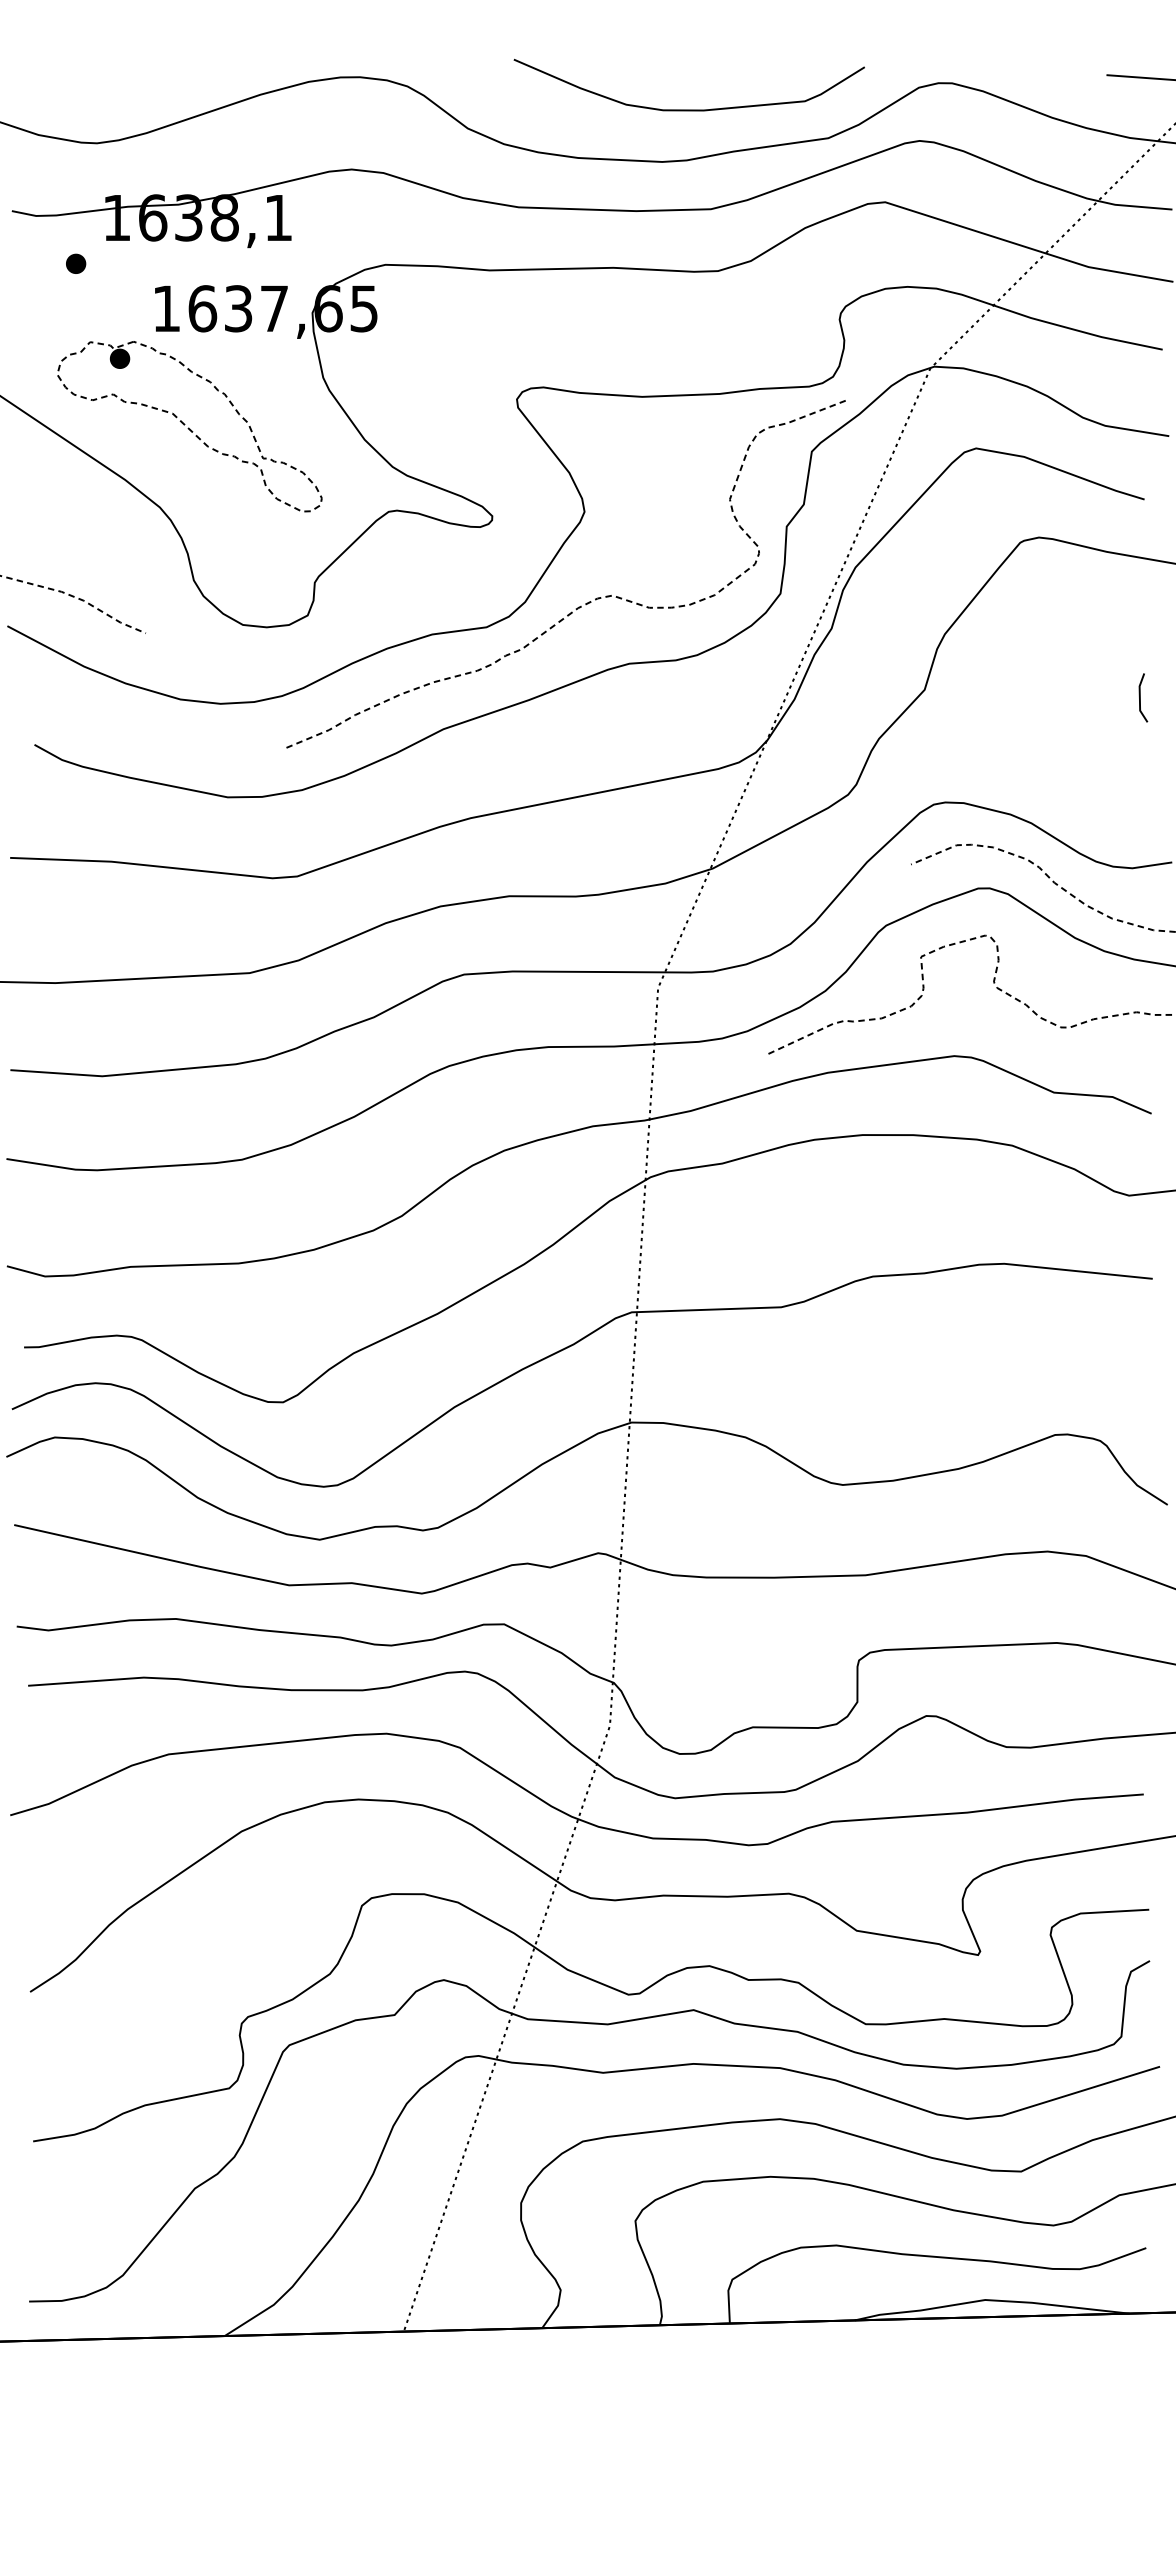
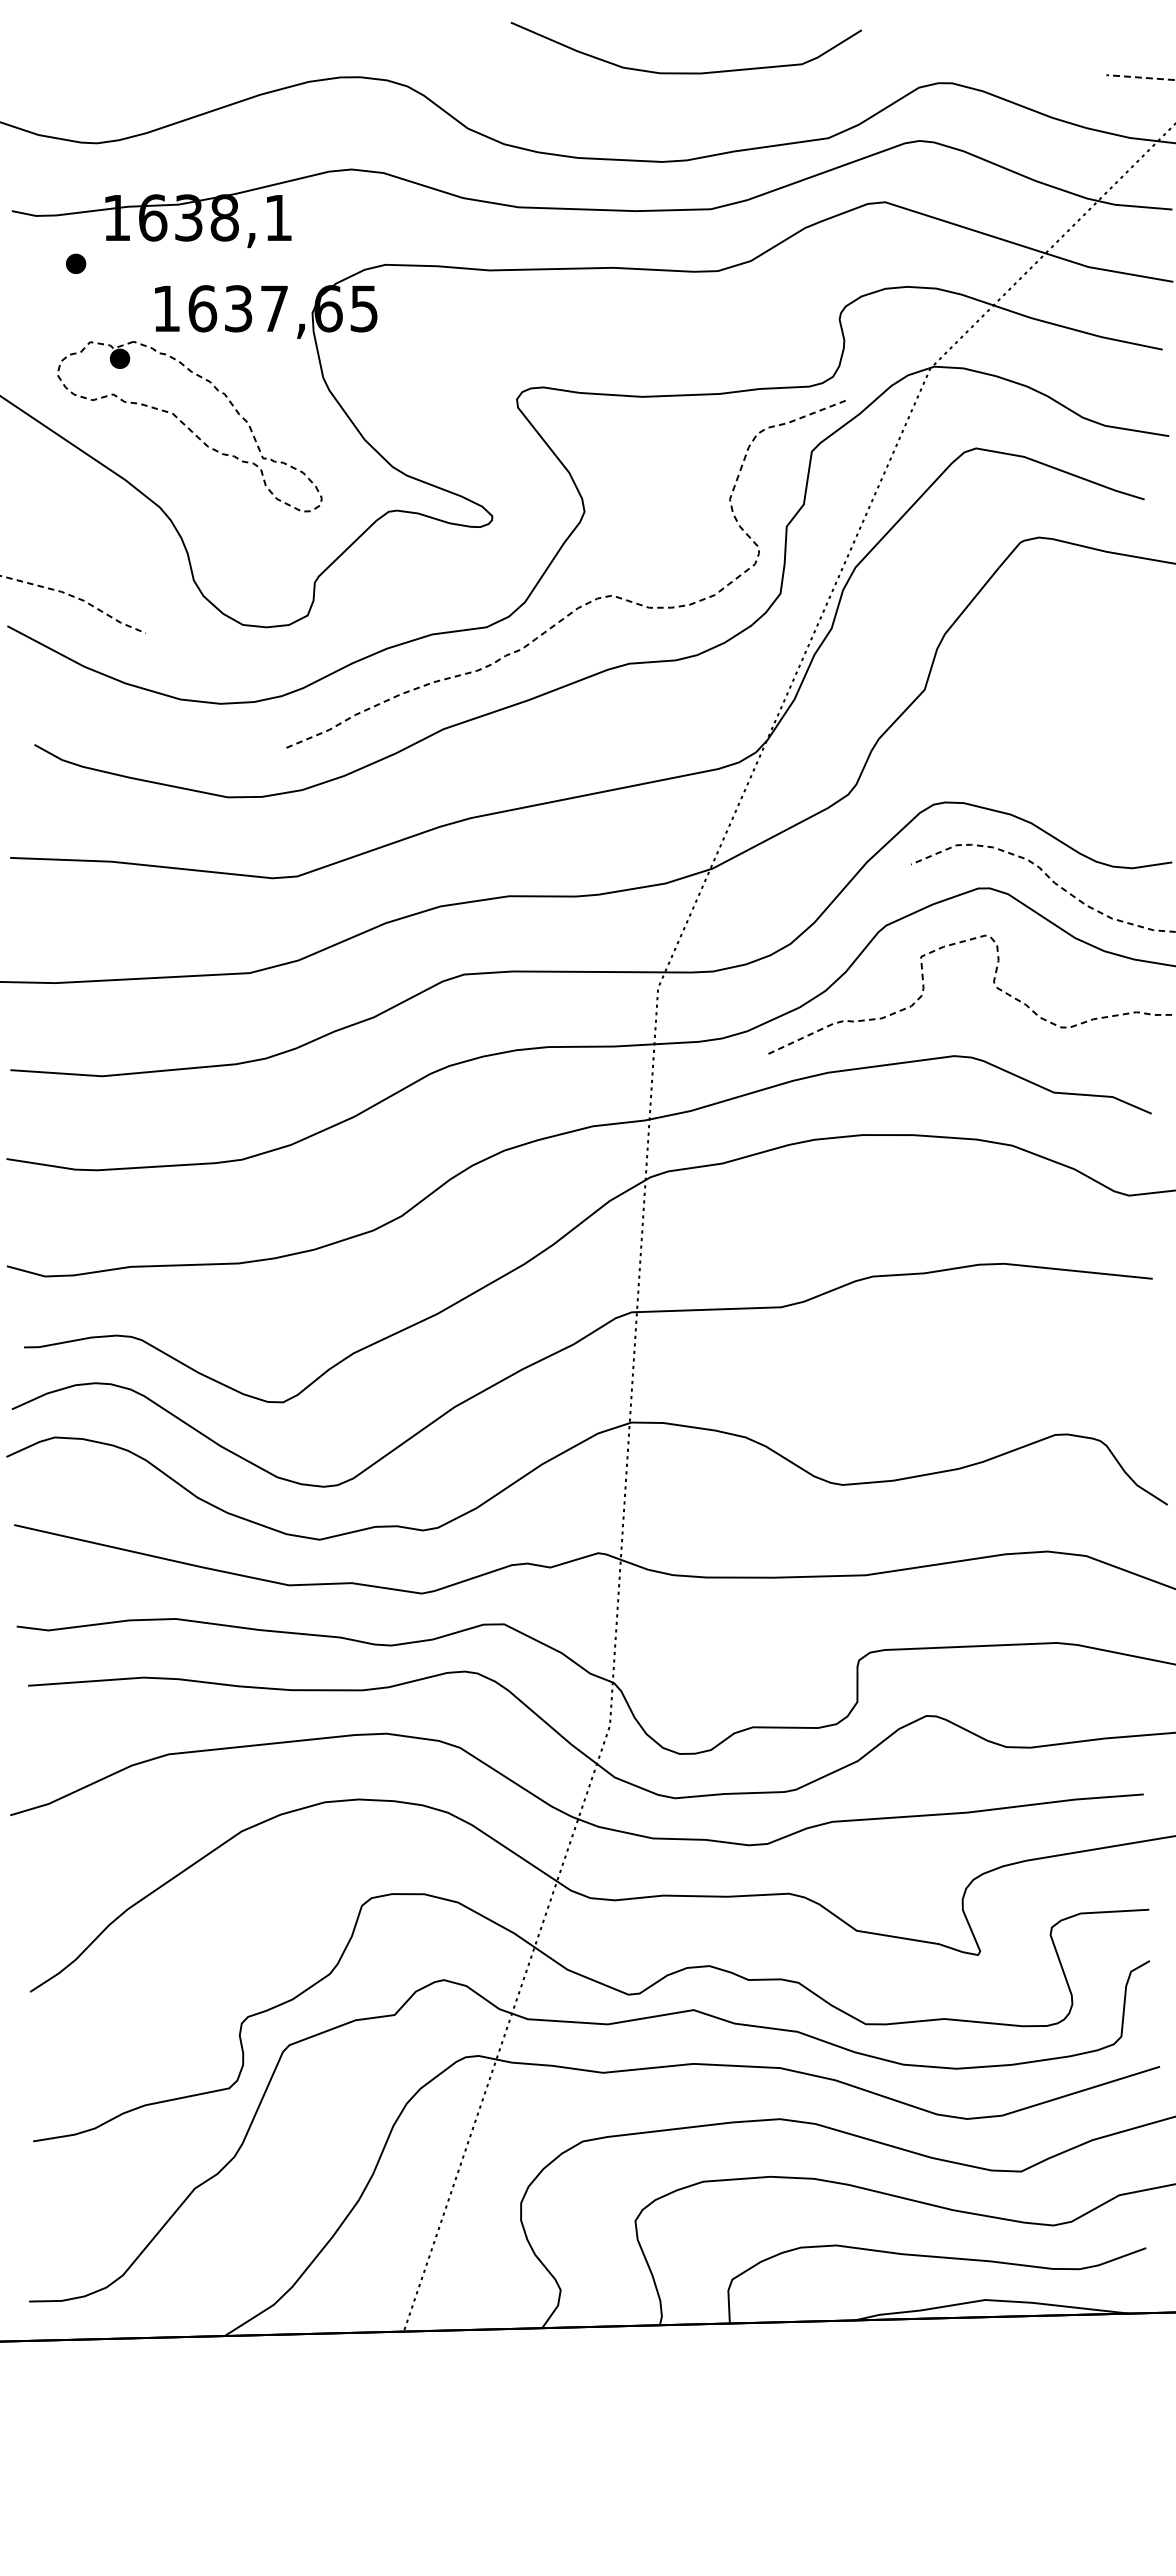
line: solid -> dashed (1141, 77)
curve position: (688, 109) -> (685, 72) (685, 72)
line: present -> none (1140, 697)
